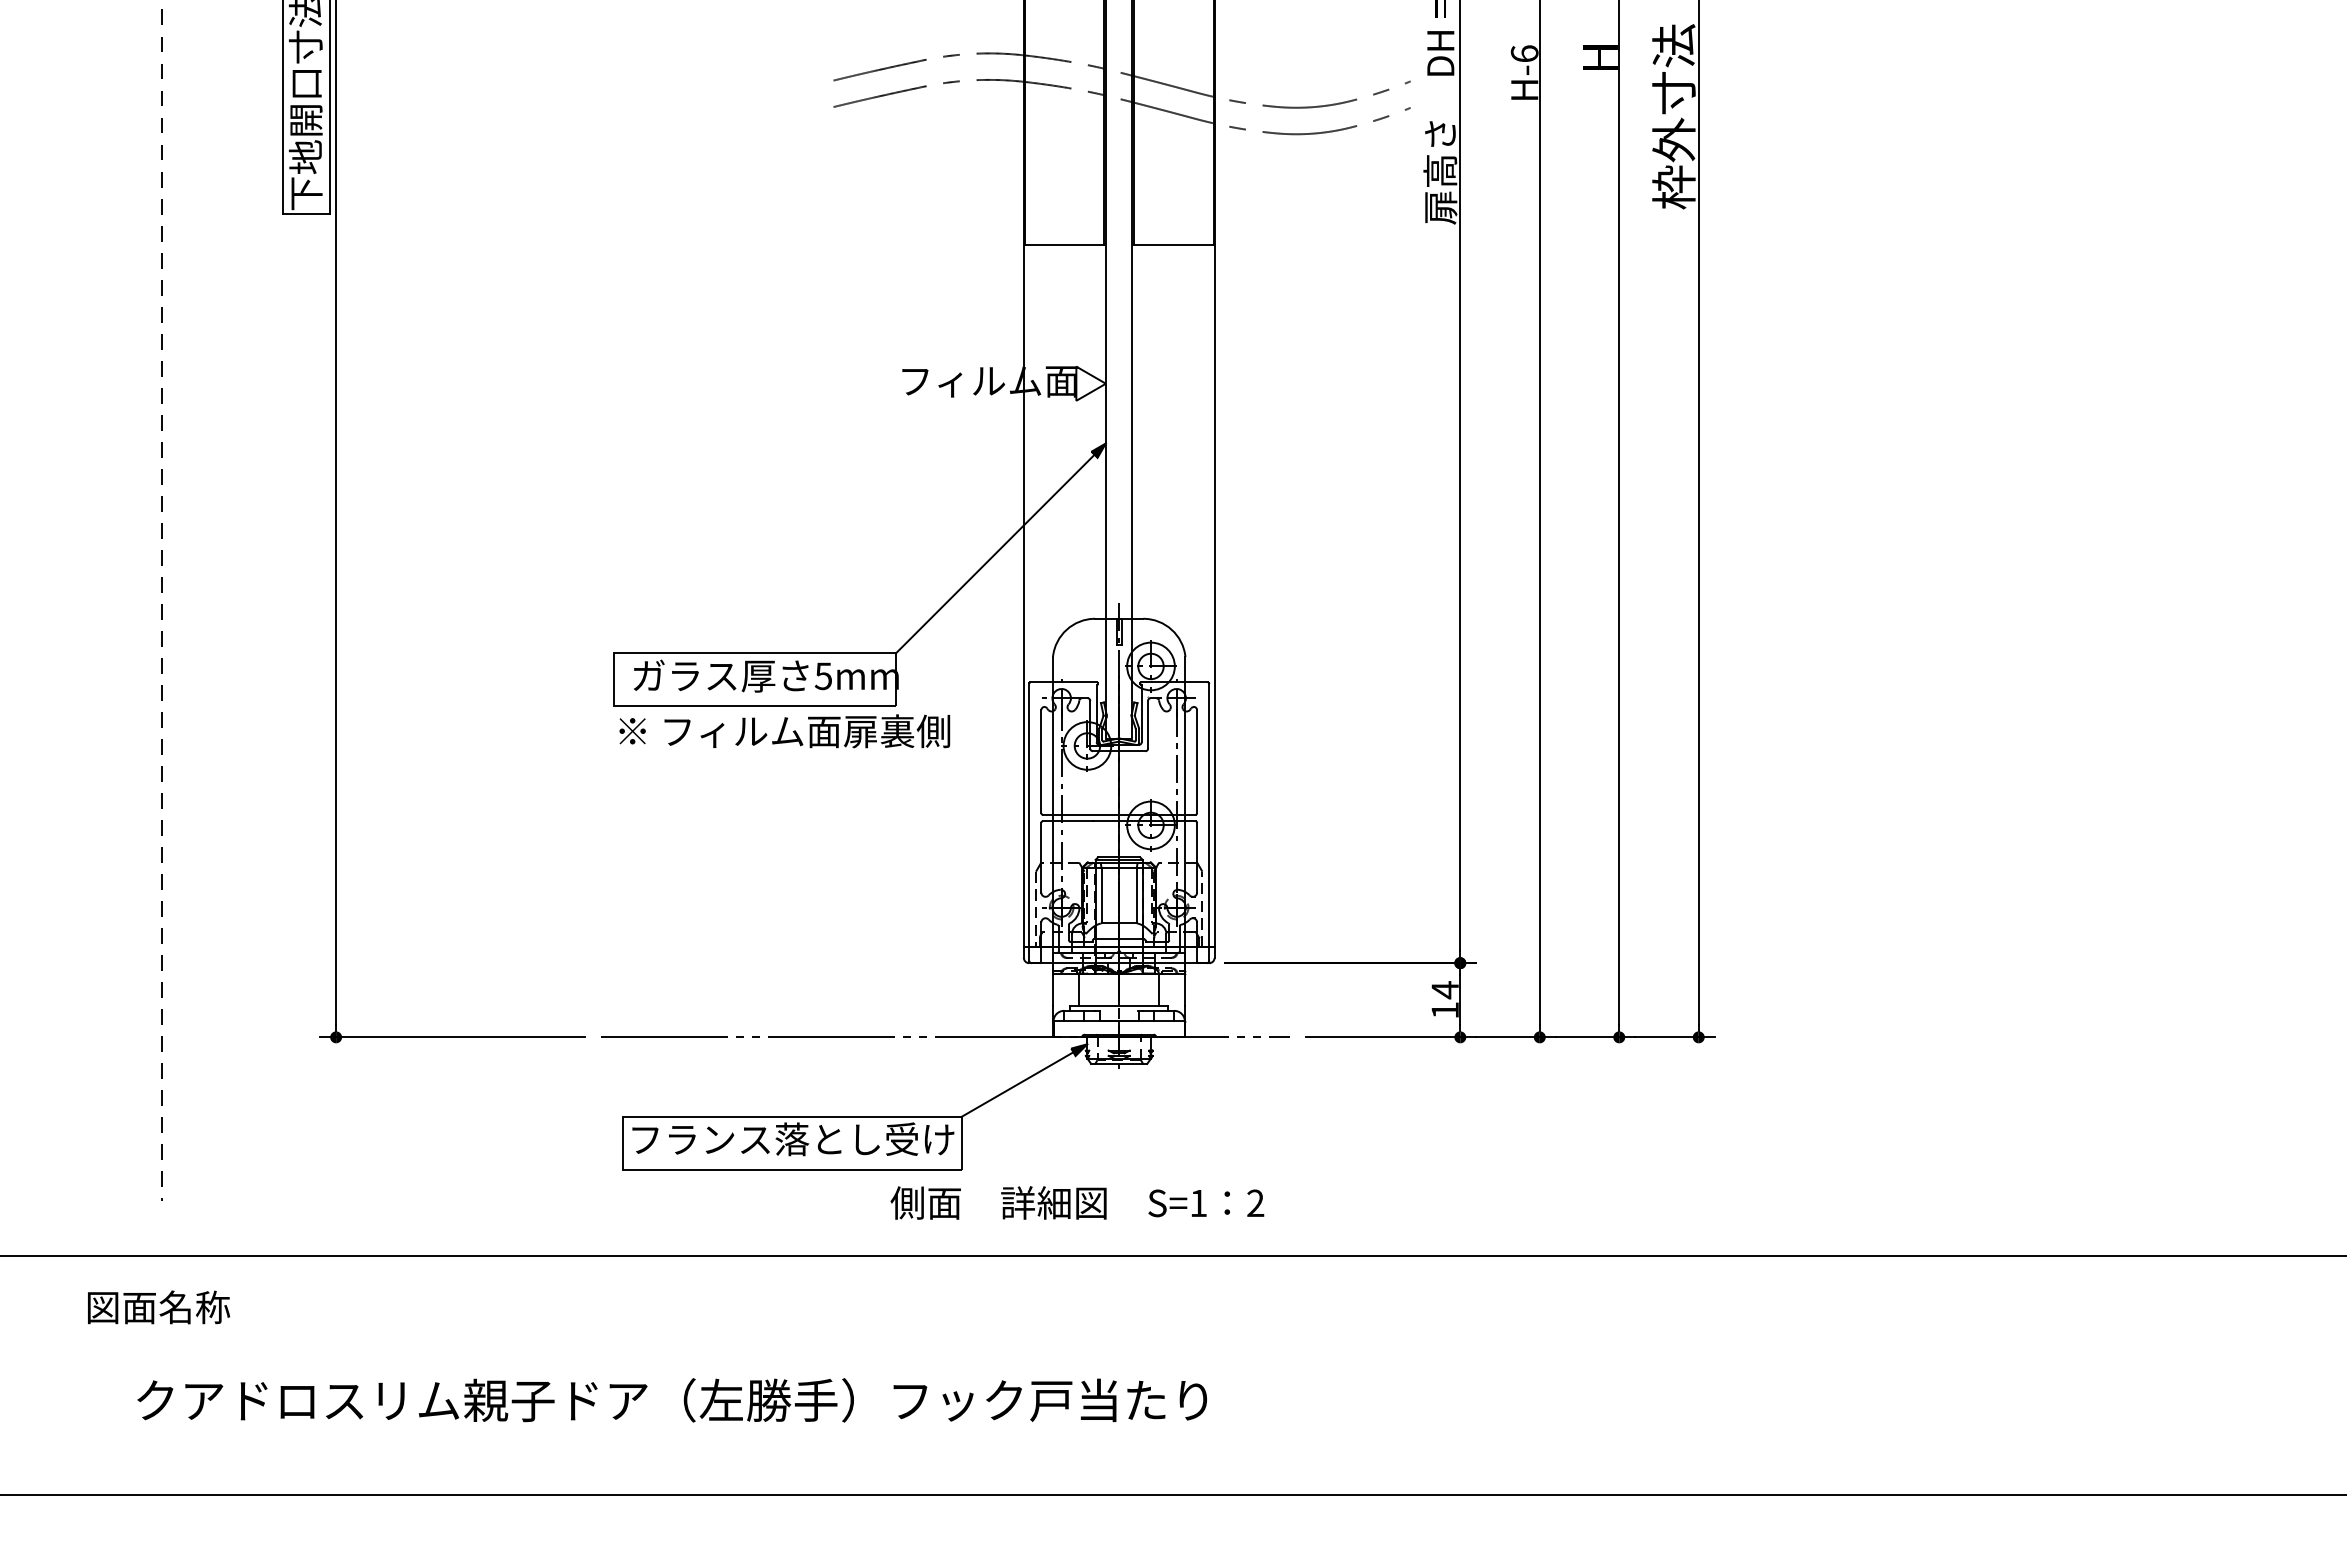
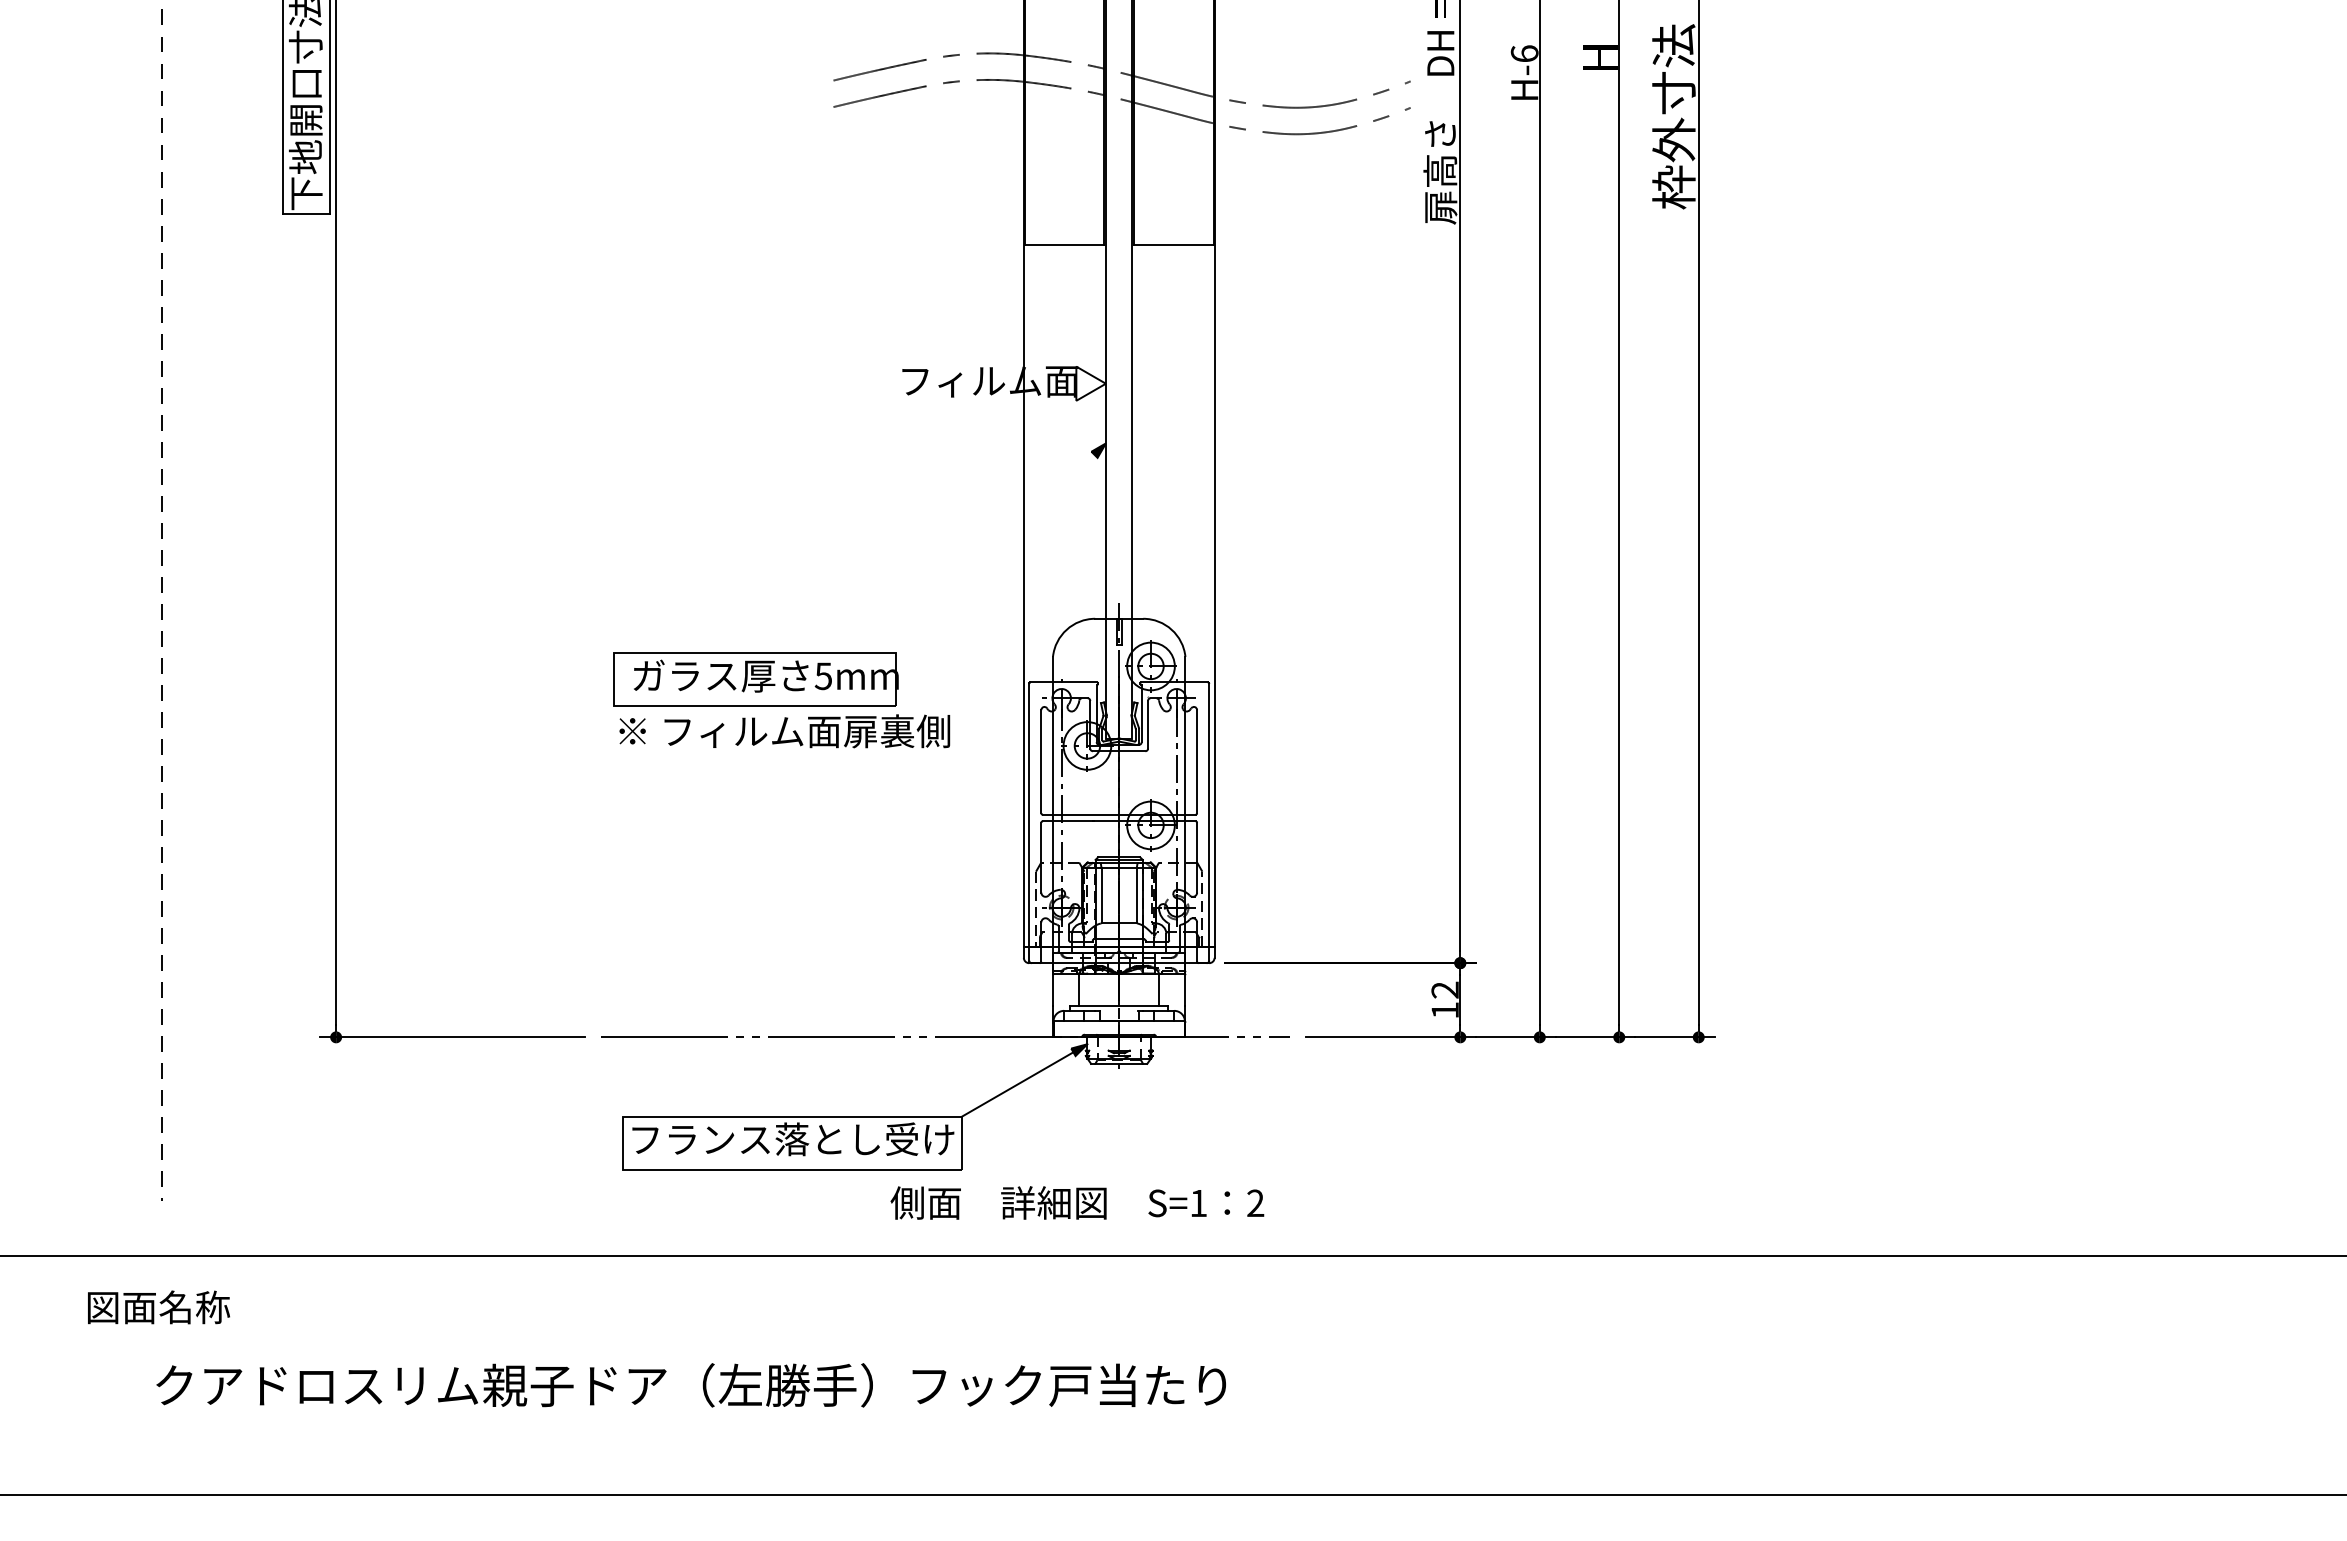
line: present -> none (1000, 548)
text: 14 -> 12 (1444, 990)
text position: (671, 1400) -> (690, 1385) (690, 1385)
